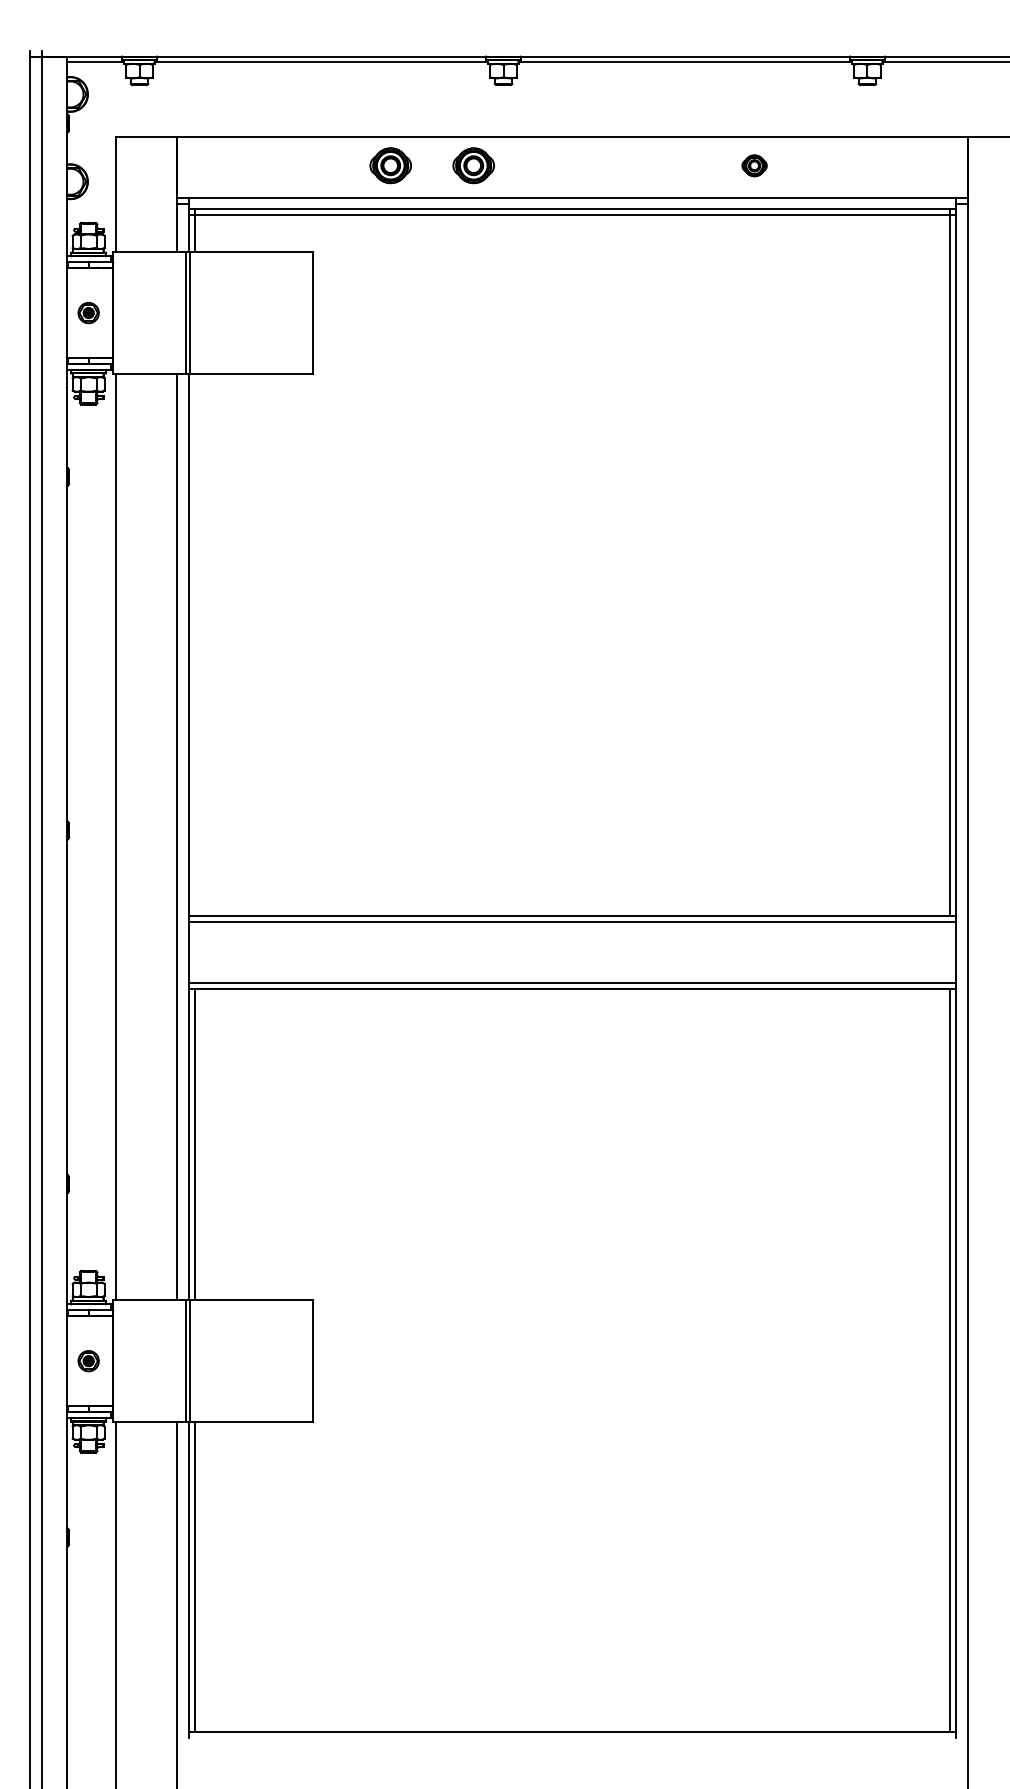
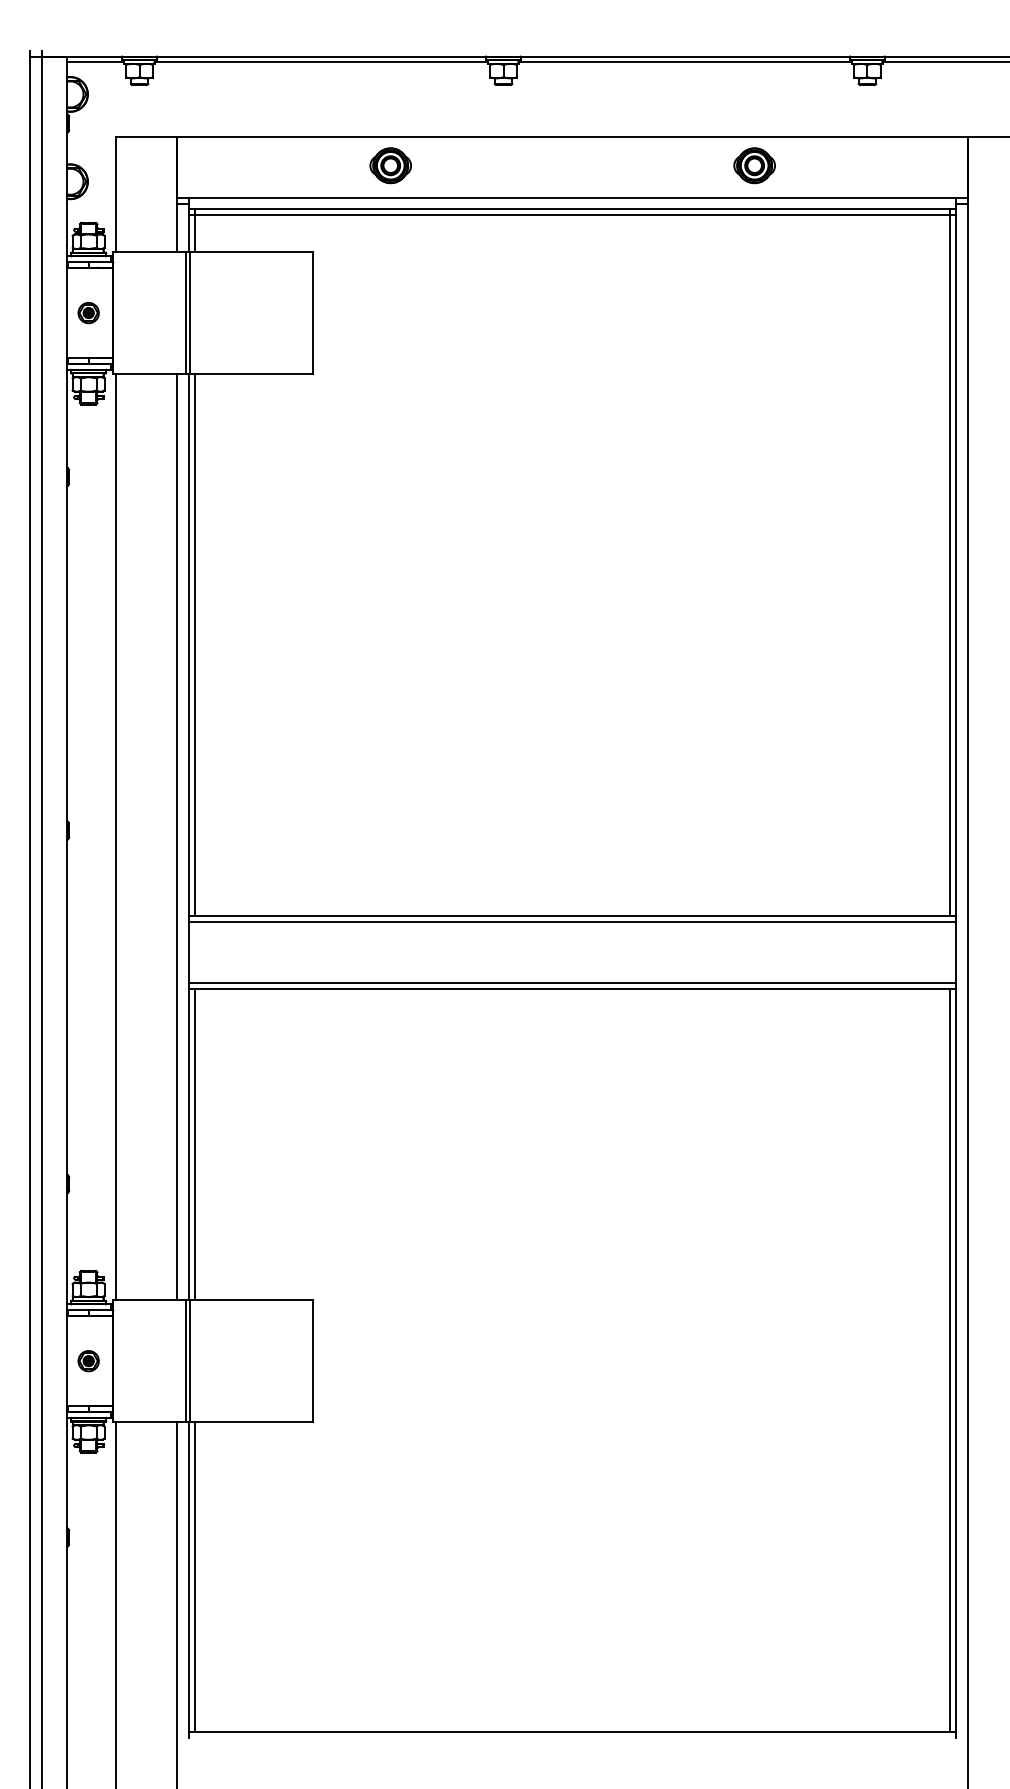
part: present -> none (473, 165)
part size: 27x24 px -> 43x38 px (754, 165)
line: none -> present (194, 645)
